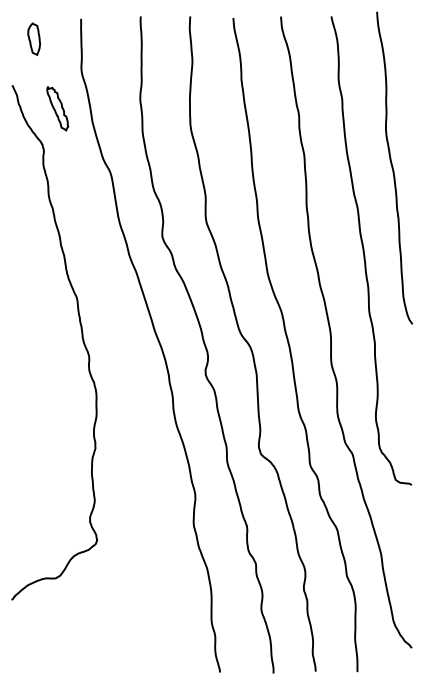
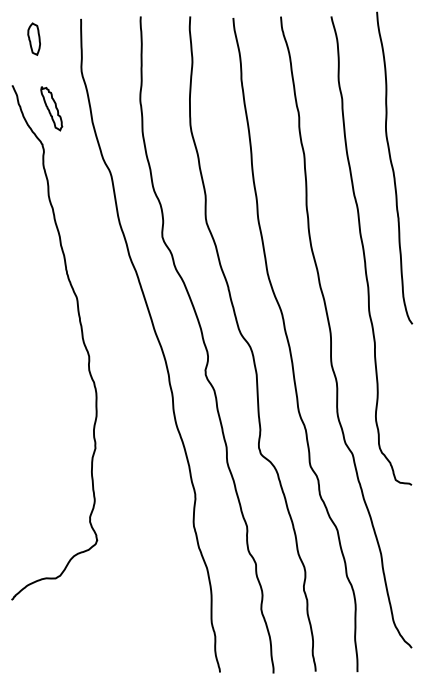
part position: (57, 108) -> (51, 108) (51, 108)
